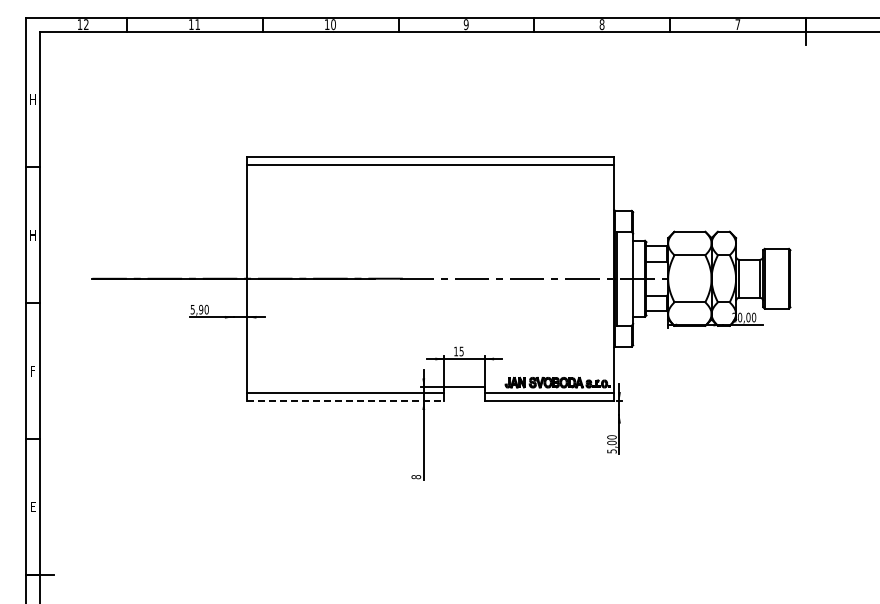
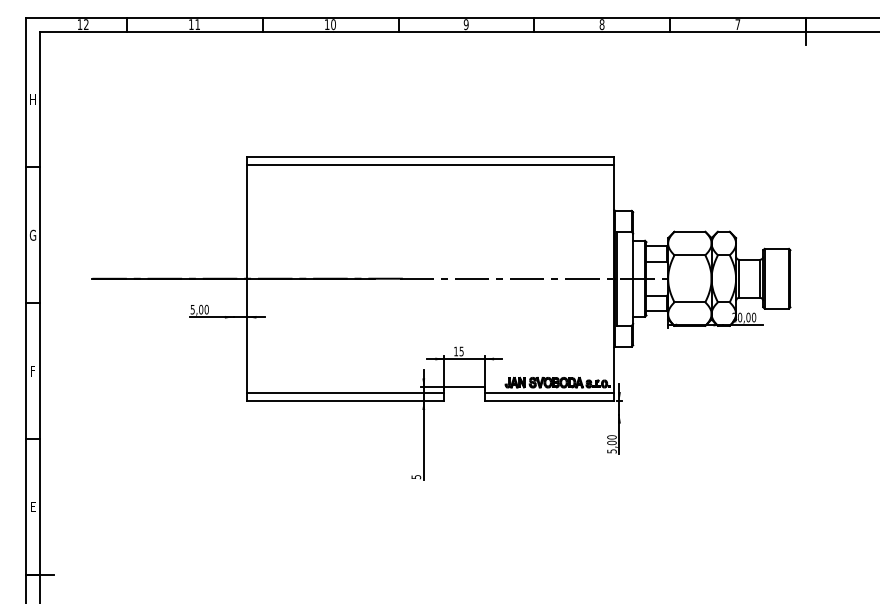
text: H -> G (32, 234)
text: 5,90 -> 5,00 (200, 309)
line: dashed -> solid (346, 401)
text: 8 -> 5 (416, 477)
